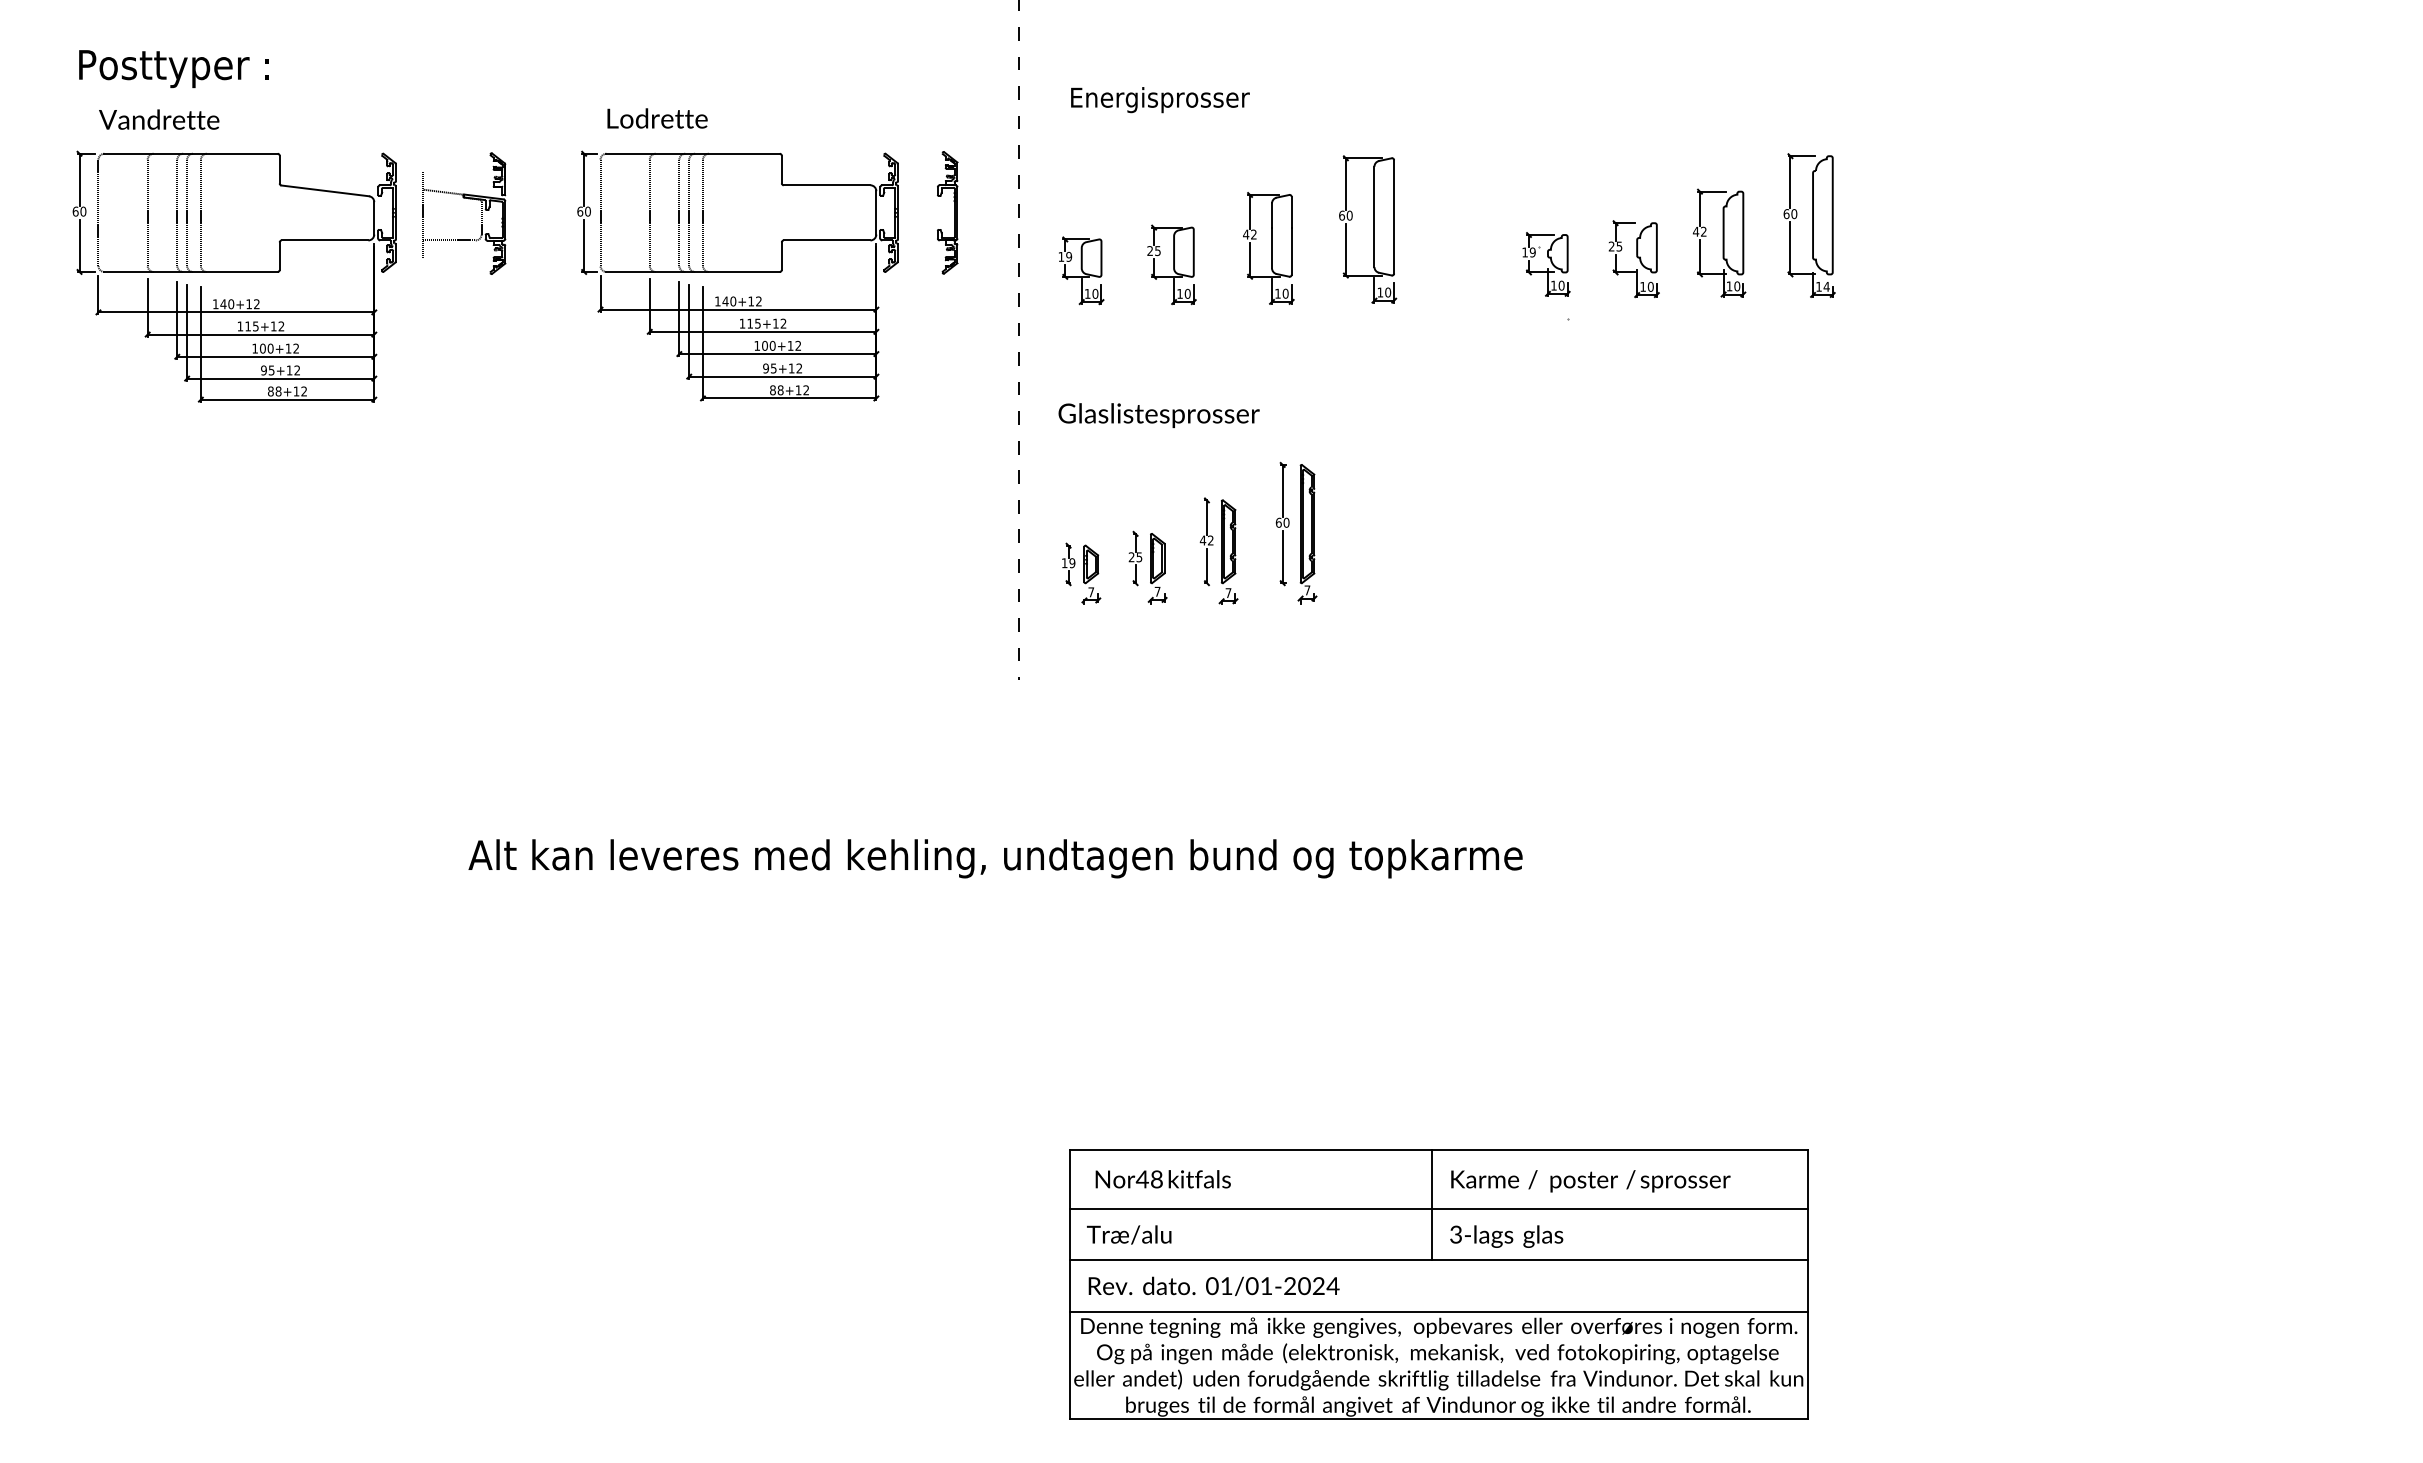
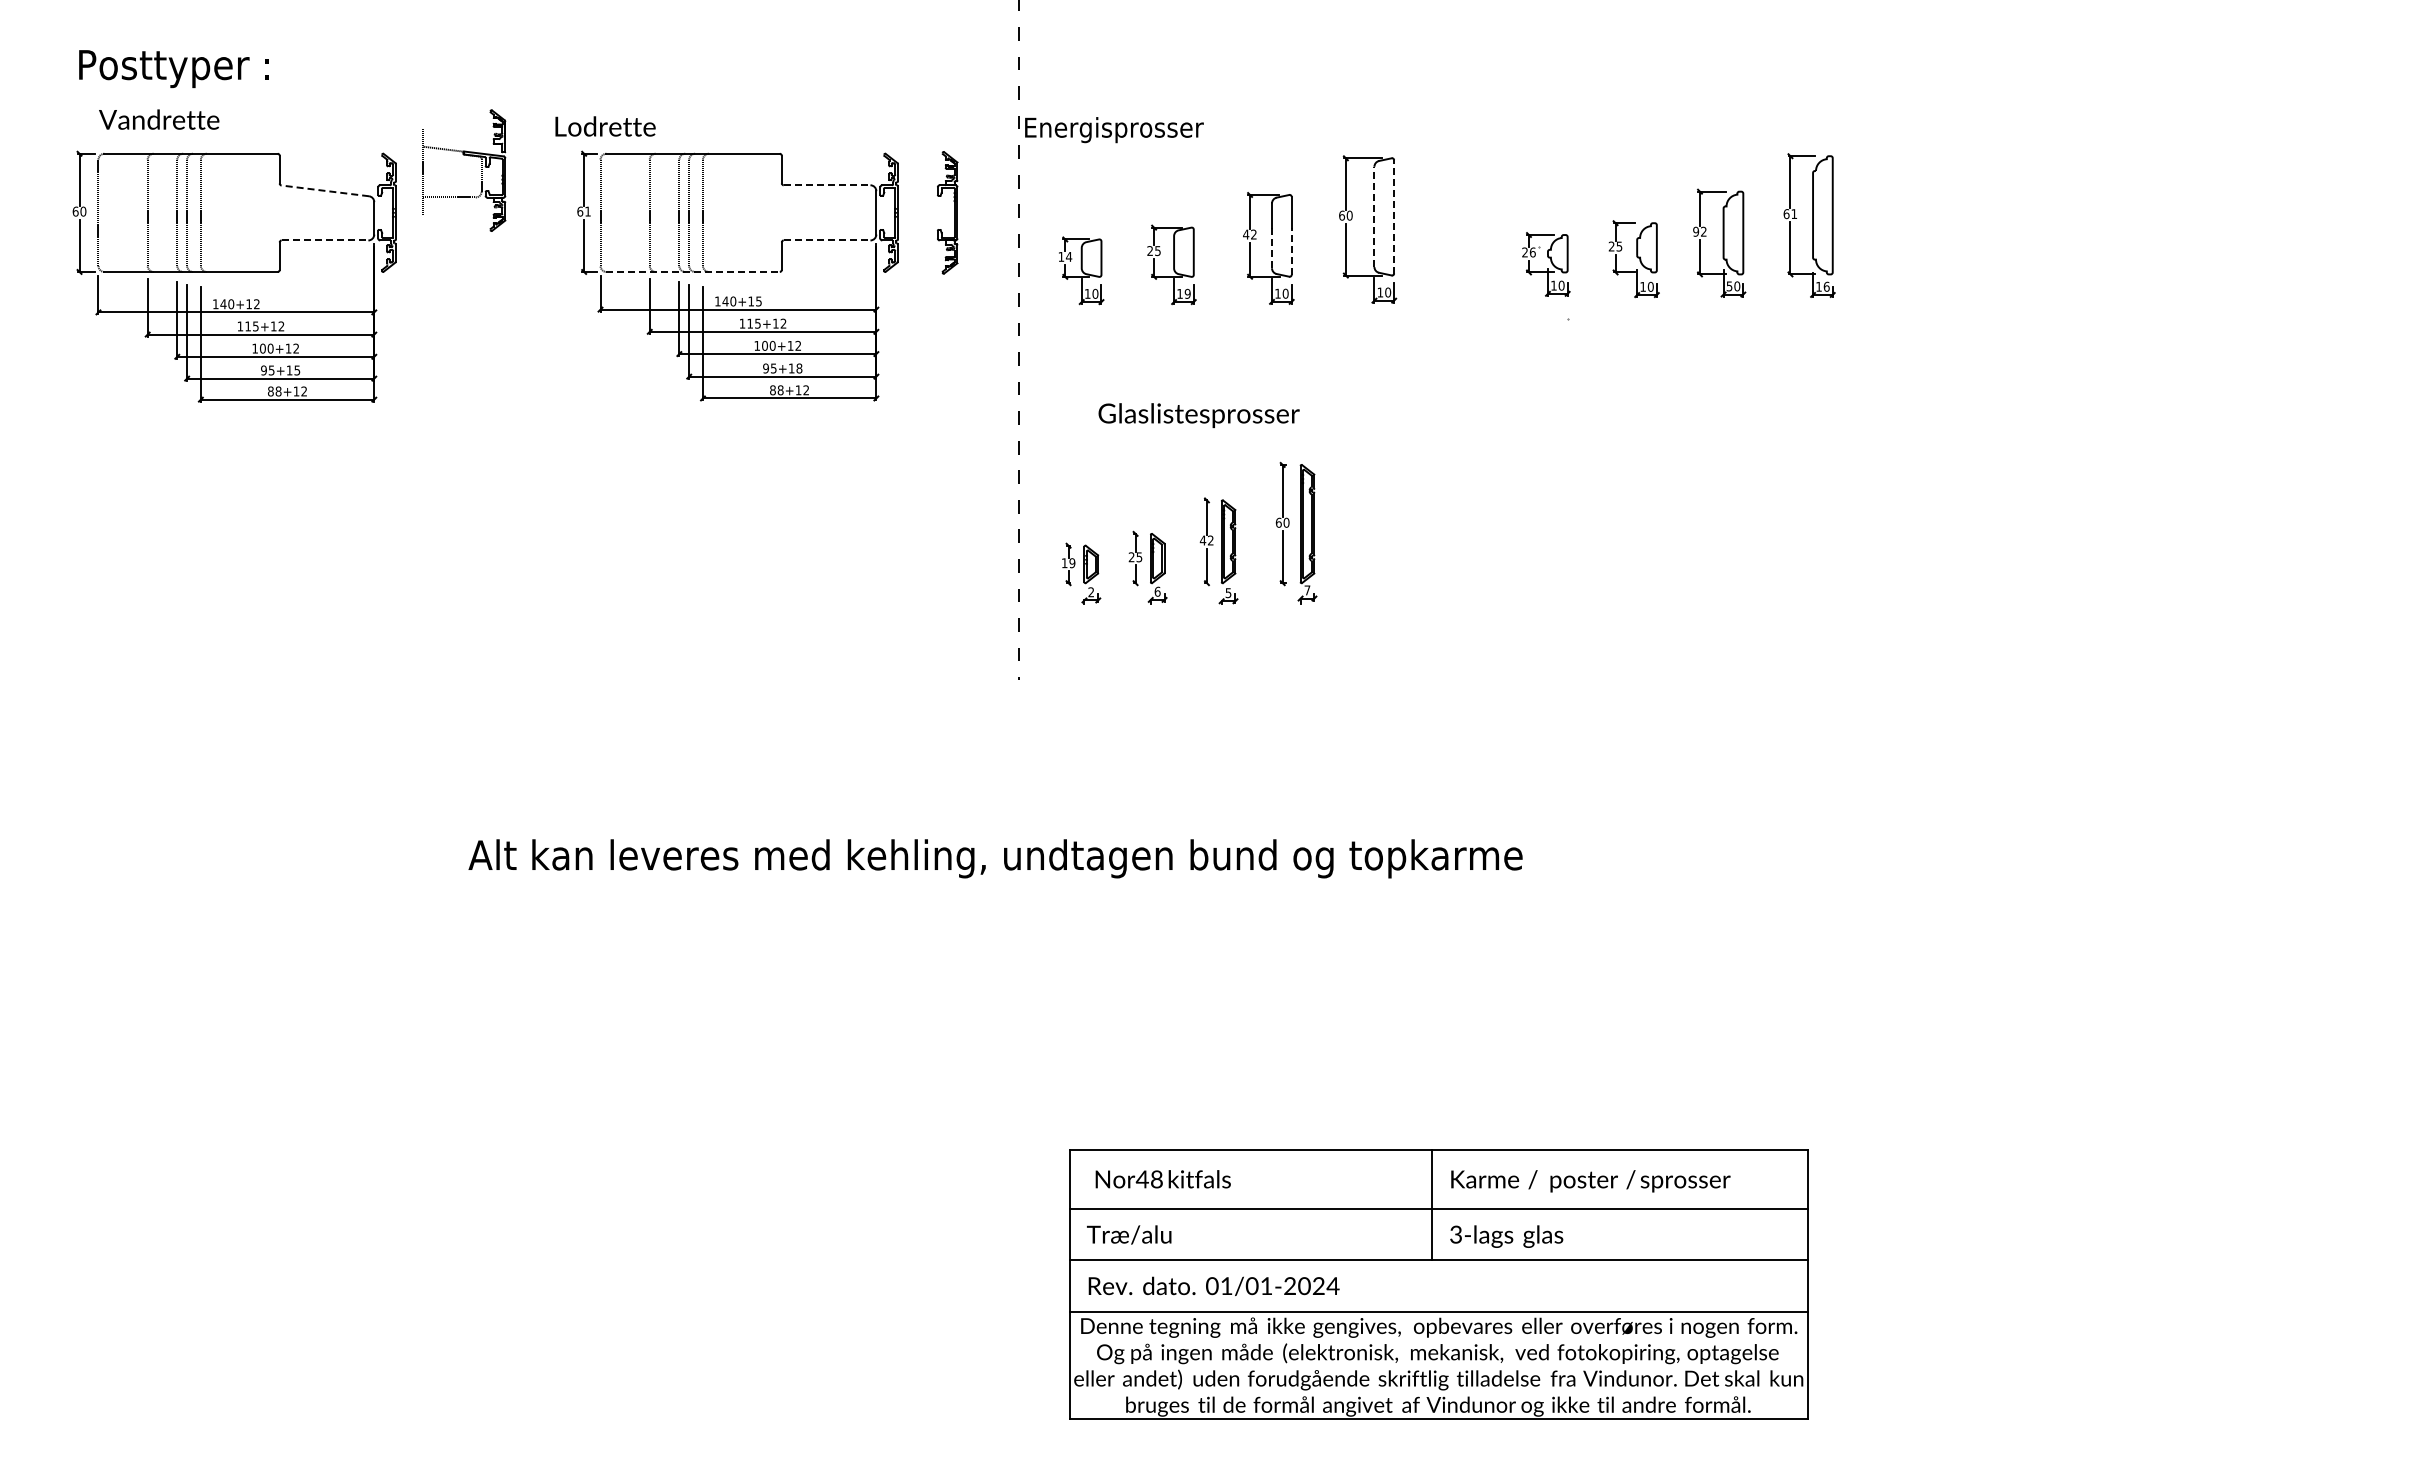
text position: (1160, 100) -> (1114, 130) (1114, 130)
text position: (657, 118) -> (605, 126) (605, 126)
line: solid -> dashed (827, 185)
line: solid -> dashed (324, 190)
part position: (468, 199) -> (468, 156) (468, 156)
text: 60 -> 61 (587, 211)
text: 60 -> 61 (1794, 214)
line: solid -> dashed (1374, 216)
line: solid -> dashed (1394, 216)
text: 42 -> 92 (1695, 231)
line: solid -> dashed (325, 240)
line: solid -> dashed (827, 240)
line: solid -> dashed (1272, 247)
line: solid -> dashed (1291, 250)
text: 19 -> 26 (1528, 252)
text: 19 -> 14 (1068, 256)
line: solid -> dashed (693, 271)
text: 10 -> 50 (1729, 286)
text: 14 -> 16 (1826, 286)
text: 10 -> 19 (1187, 293)
text: 140+12 -> 140+15 (758, 301)
text: 95+12 -> 95+18 (799, 368)
text: 95+12 -> 95+15 (297, 370)
text position: (1158, 415) -> (1198, 415) (1198, 415)
text: 7 -> 6 (1157, 591)
text: 7 -> 2 (1091, 592)
text: 7 -> 5 (1228, 593)
